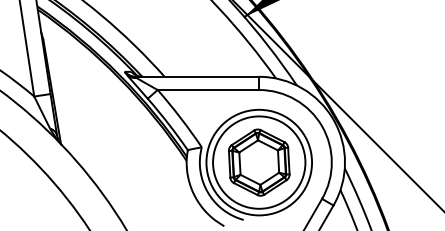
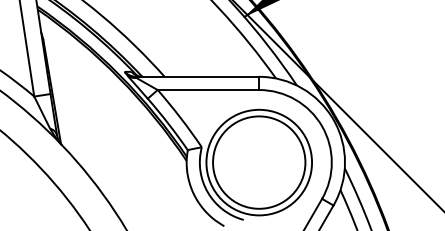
part: present -> none (259, 162)
